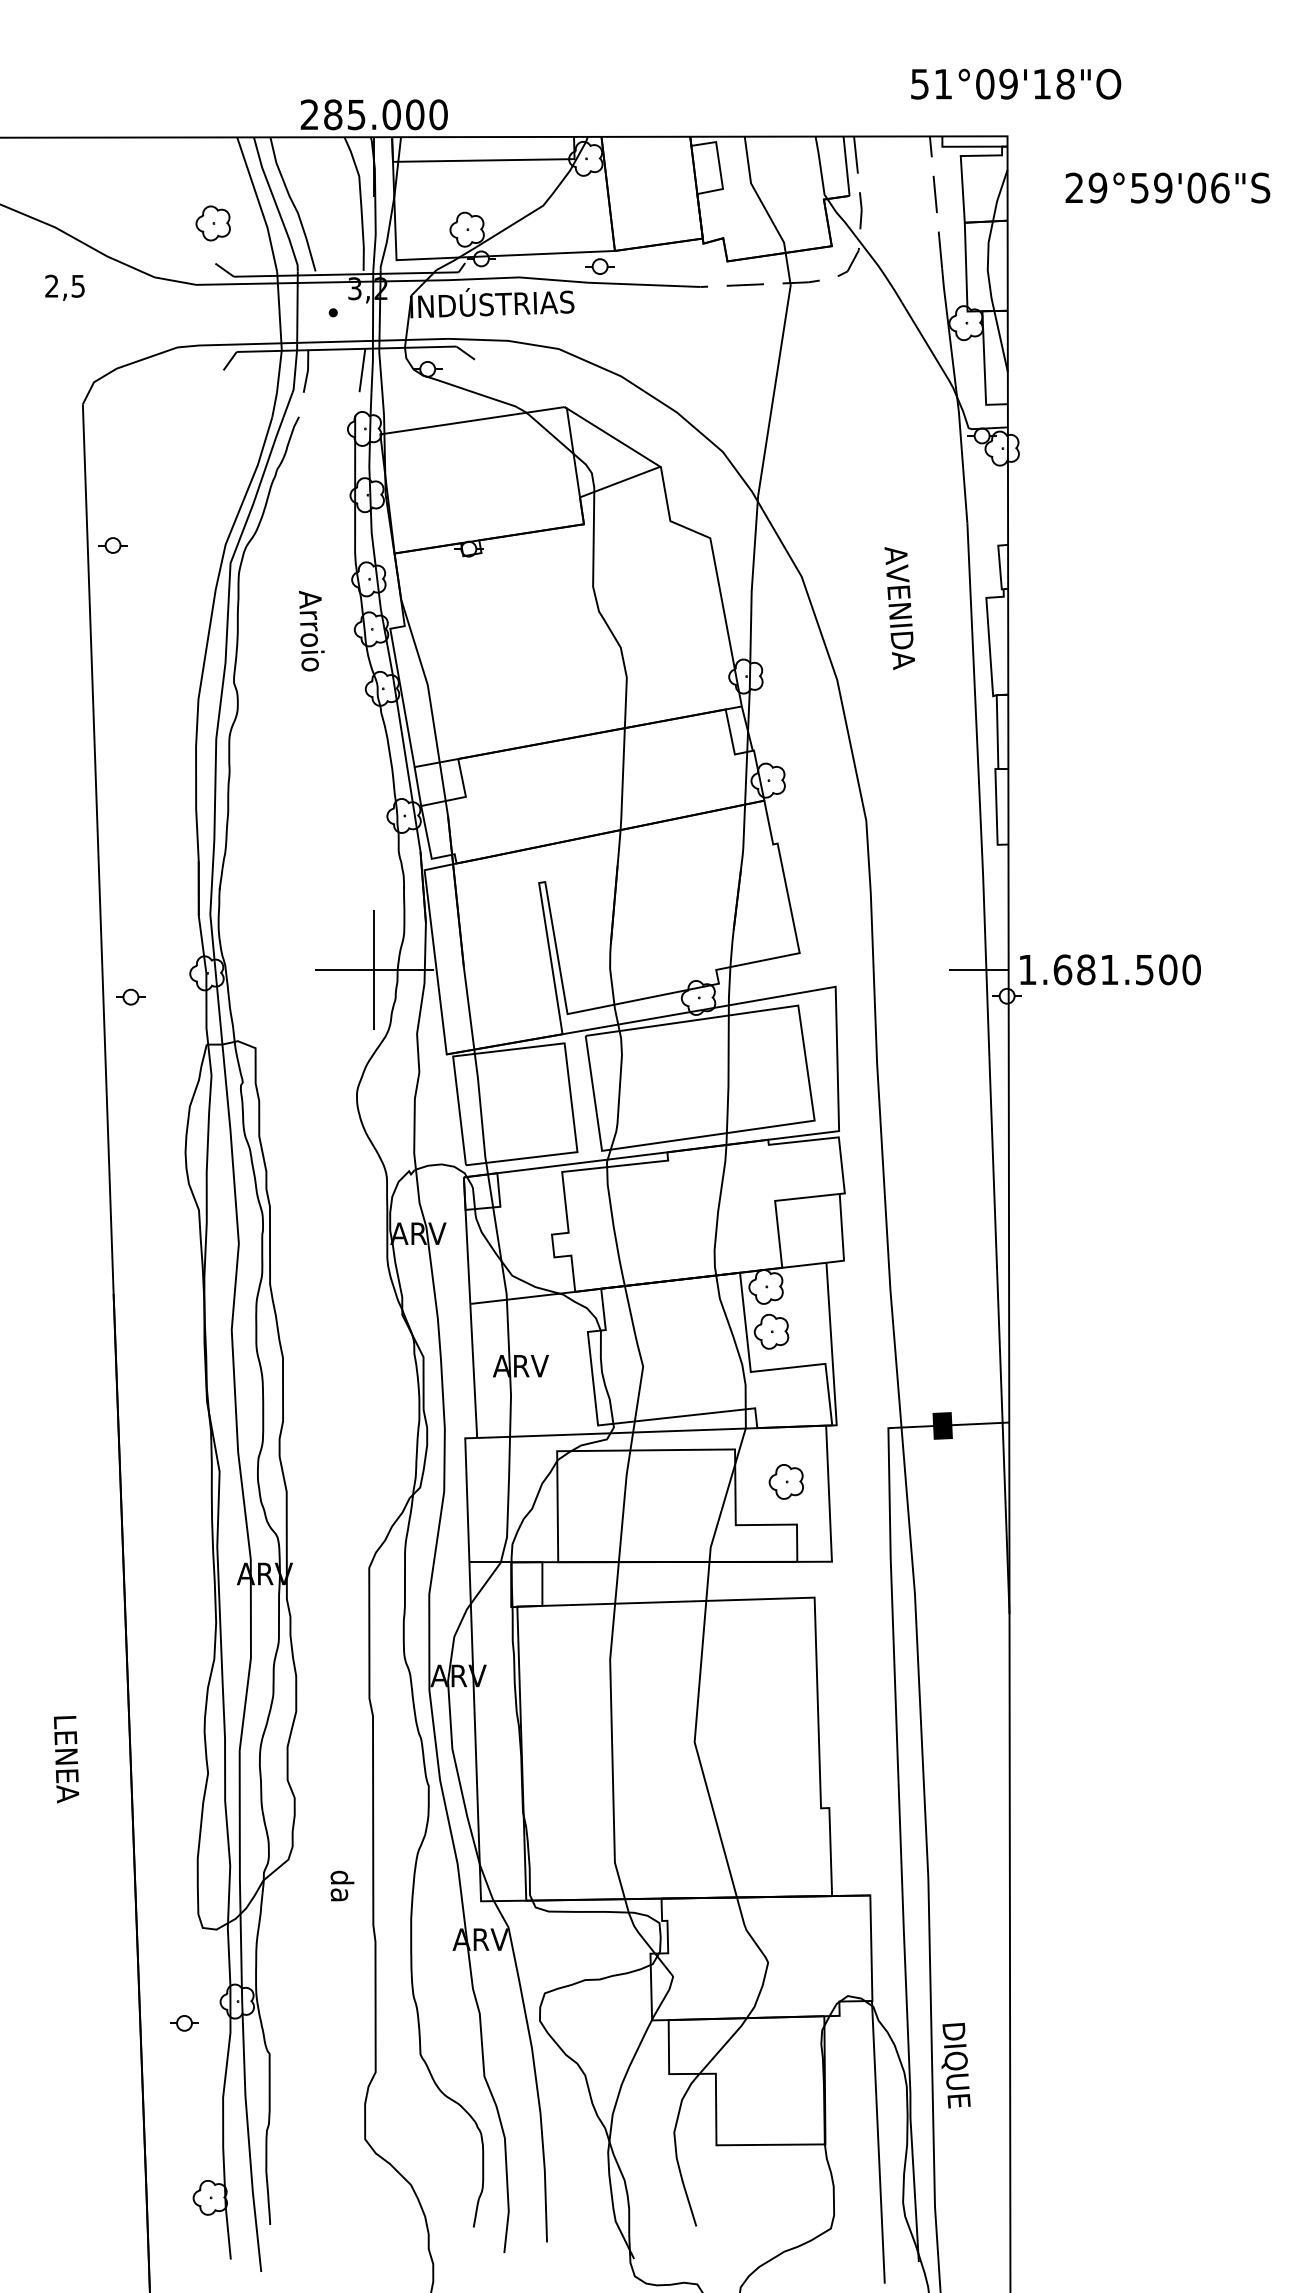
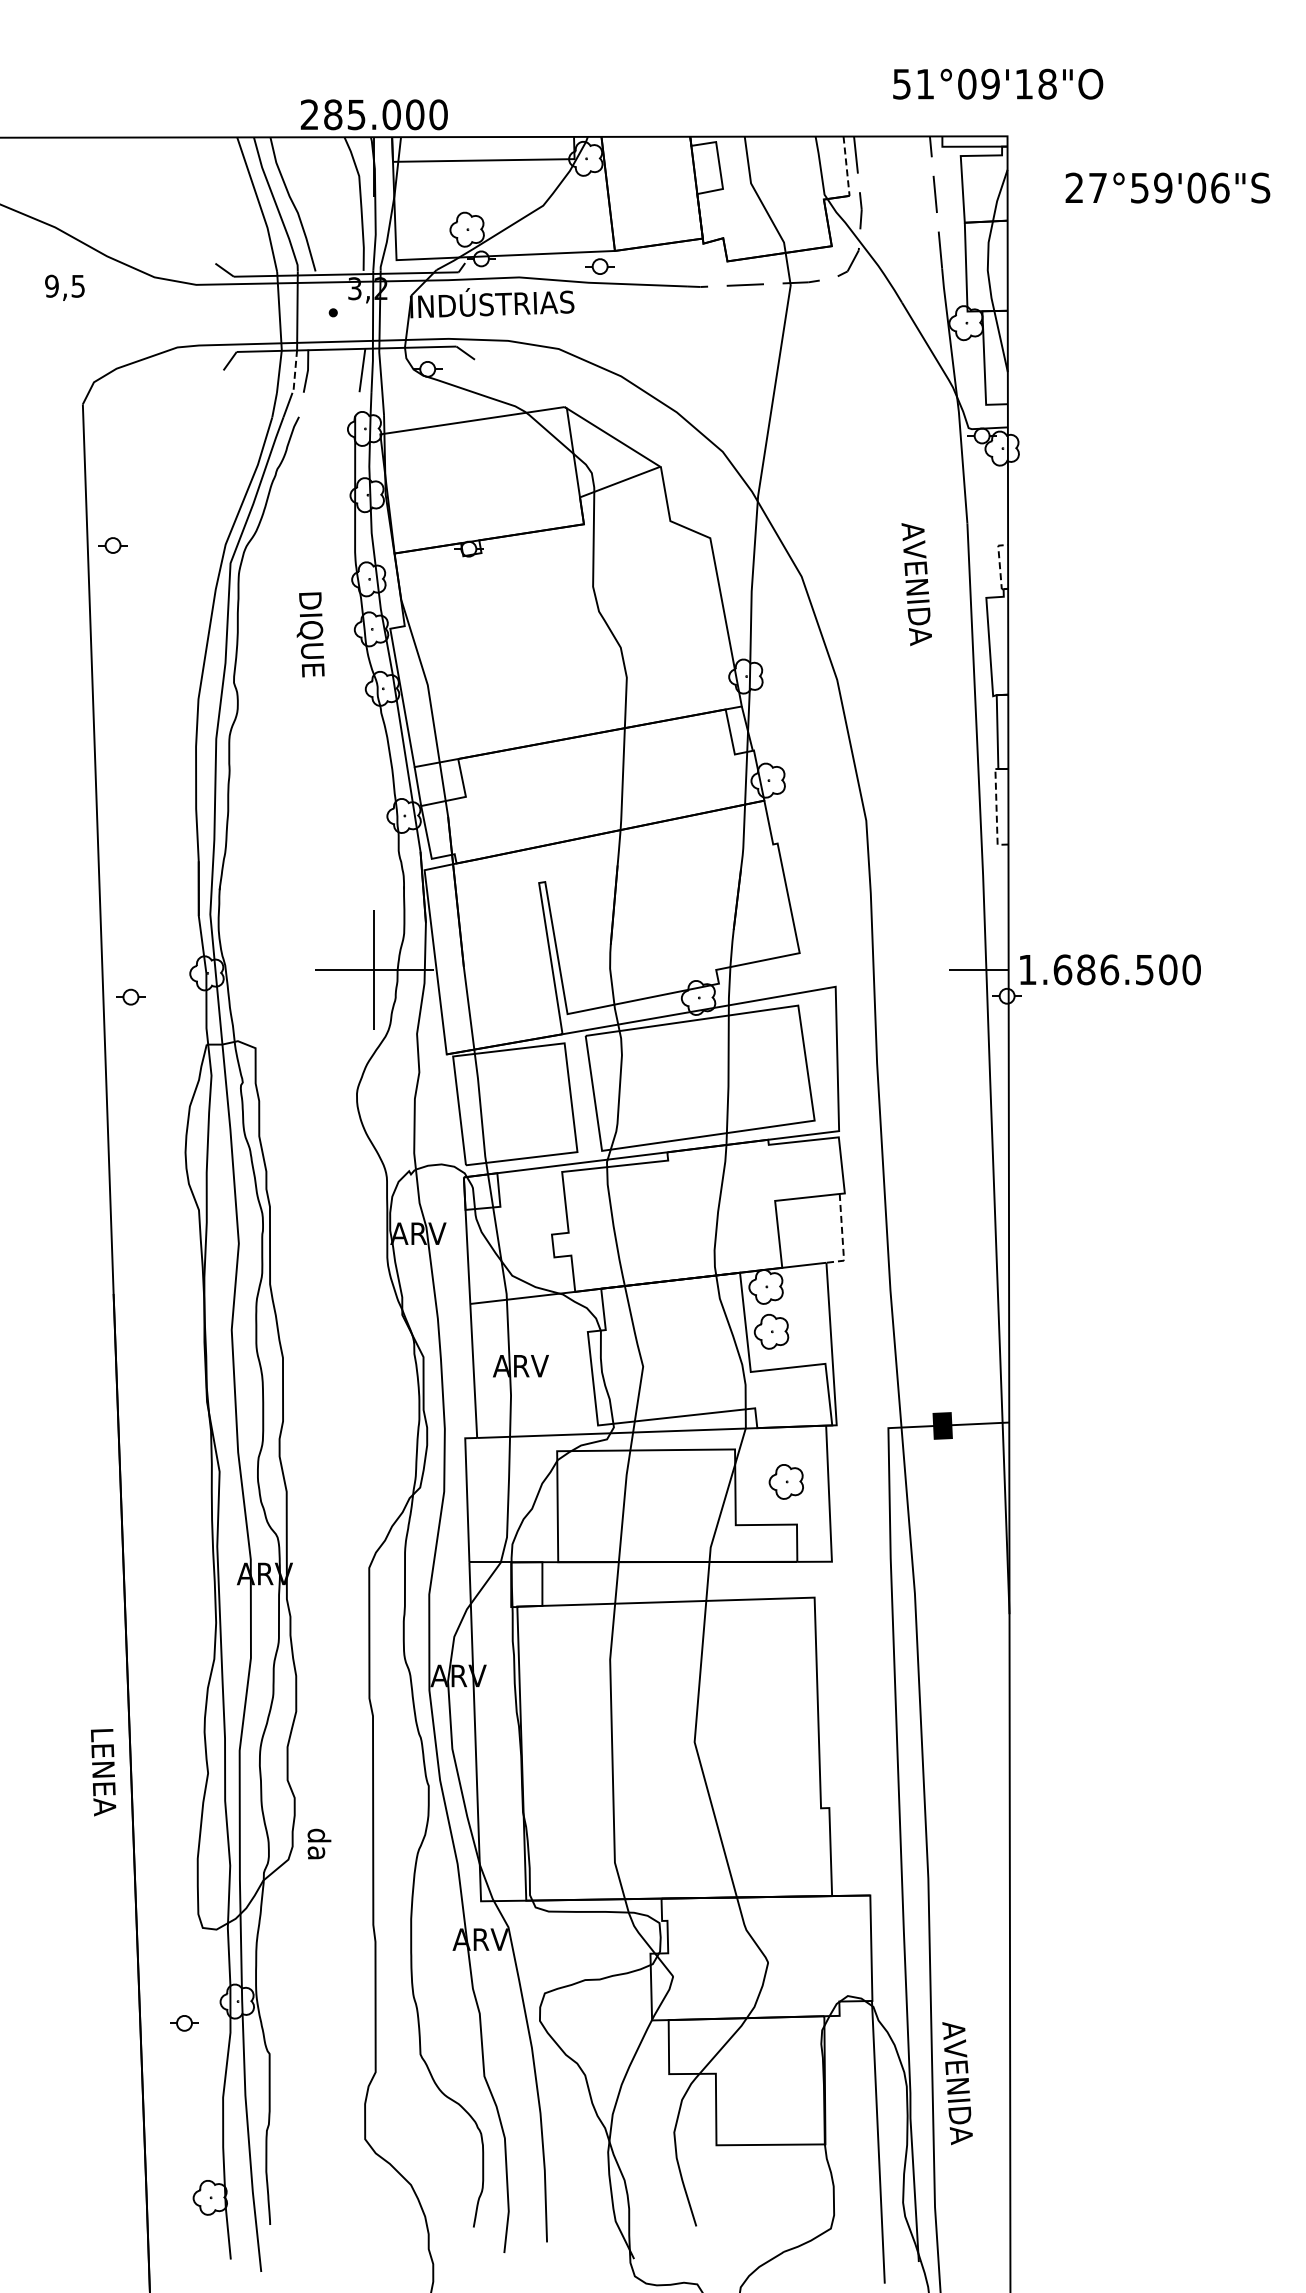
text position: (1016, 83) -> (998, 83) (998, 83)
line: solid -> dashed (846, 166)
text: 29°59'06"S -> 27°59'06"S (1097, 187)
part: present -> none (212, 223)
text: 2,5 -> 9,5 (51, 285)
line: solid -> dashed (295, 372)
line: solid -> dashed (999, 563)
text position: (899, 608) -> (916, 584) (916, 584)
text: Arroio -> DIQUE (310, 633)
line: solid -> dashed (996, 810)
text: 1.681.500 -> 1.686.500 (1109, 969)
line: solid -> dashed (842, 1236)
text position: (66, 1759) -> (103, 1772) (103, 1772)
text position: (342, 1885) -> (319, 1843) (319, 1843)
text: DIQUE -> AVENIDA (956, 2083)
